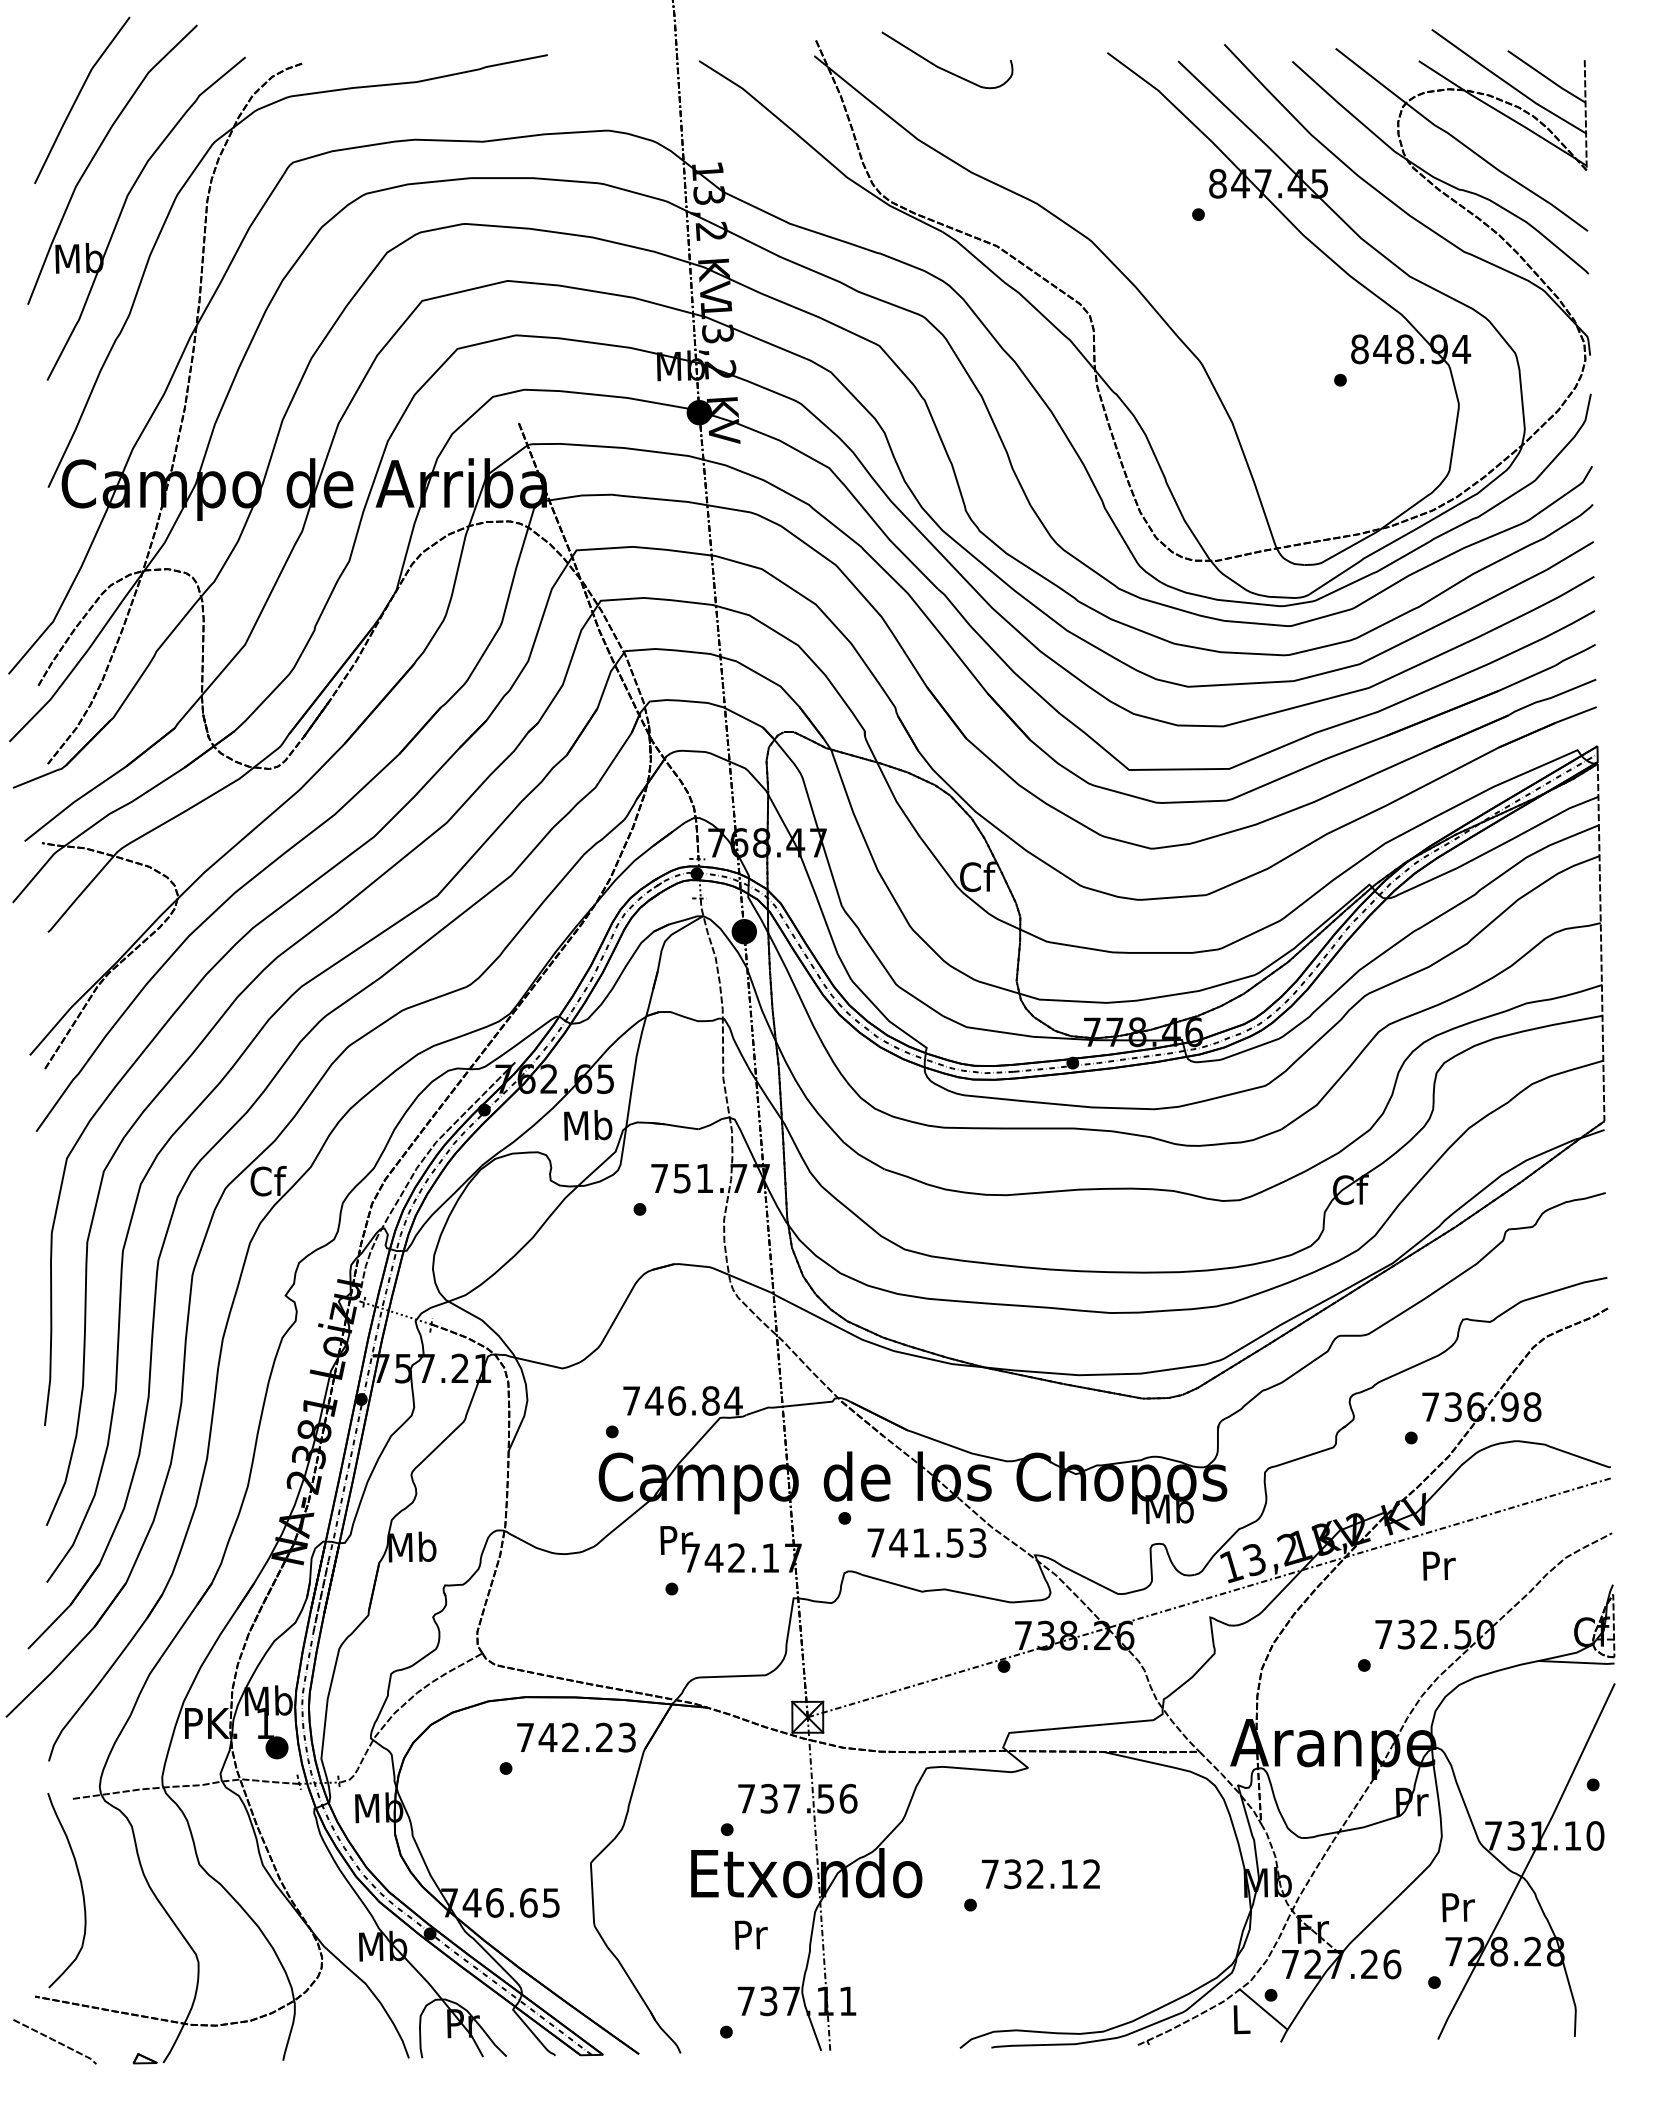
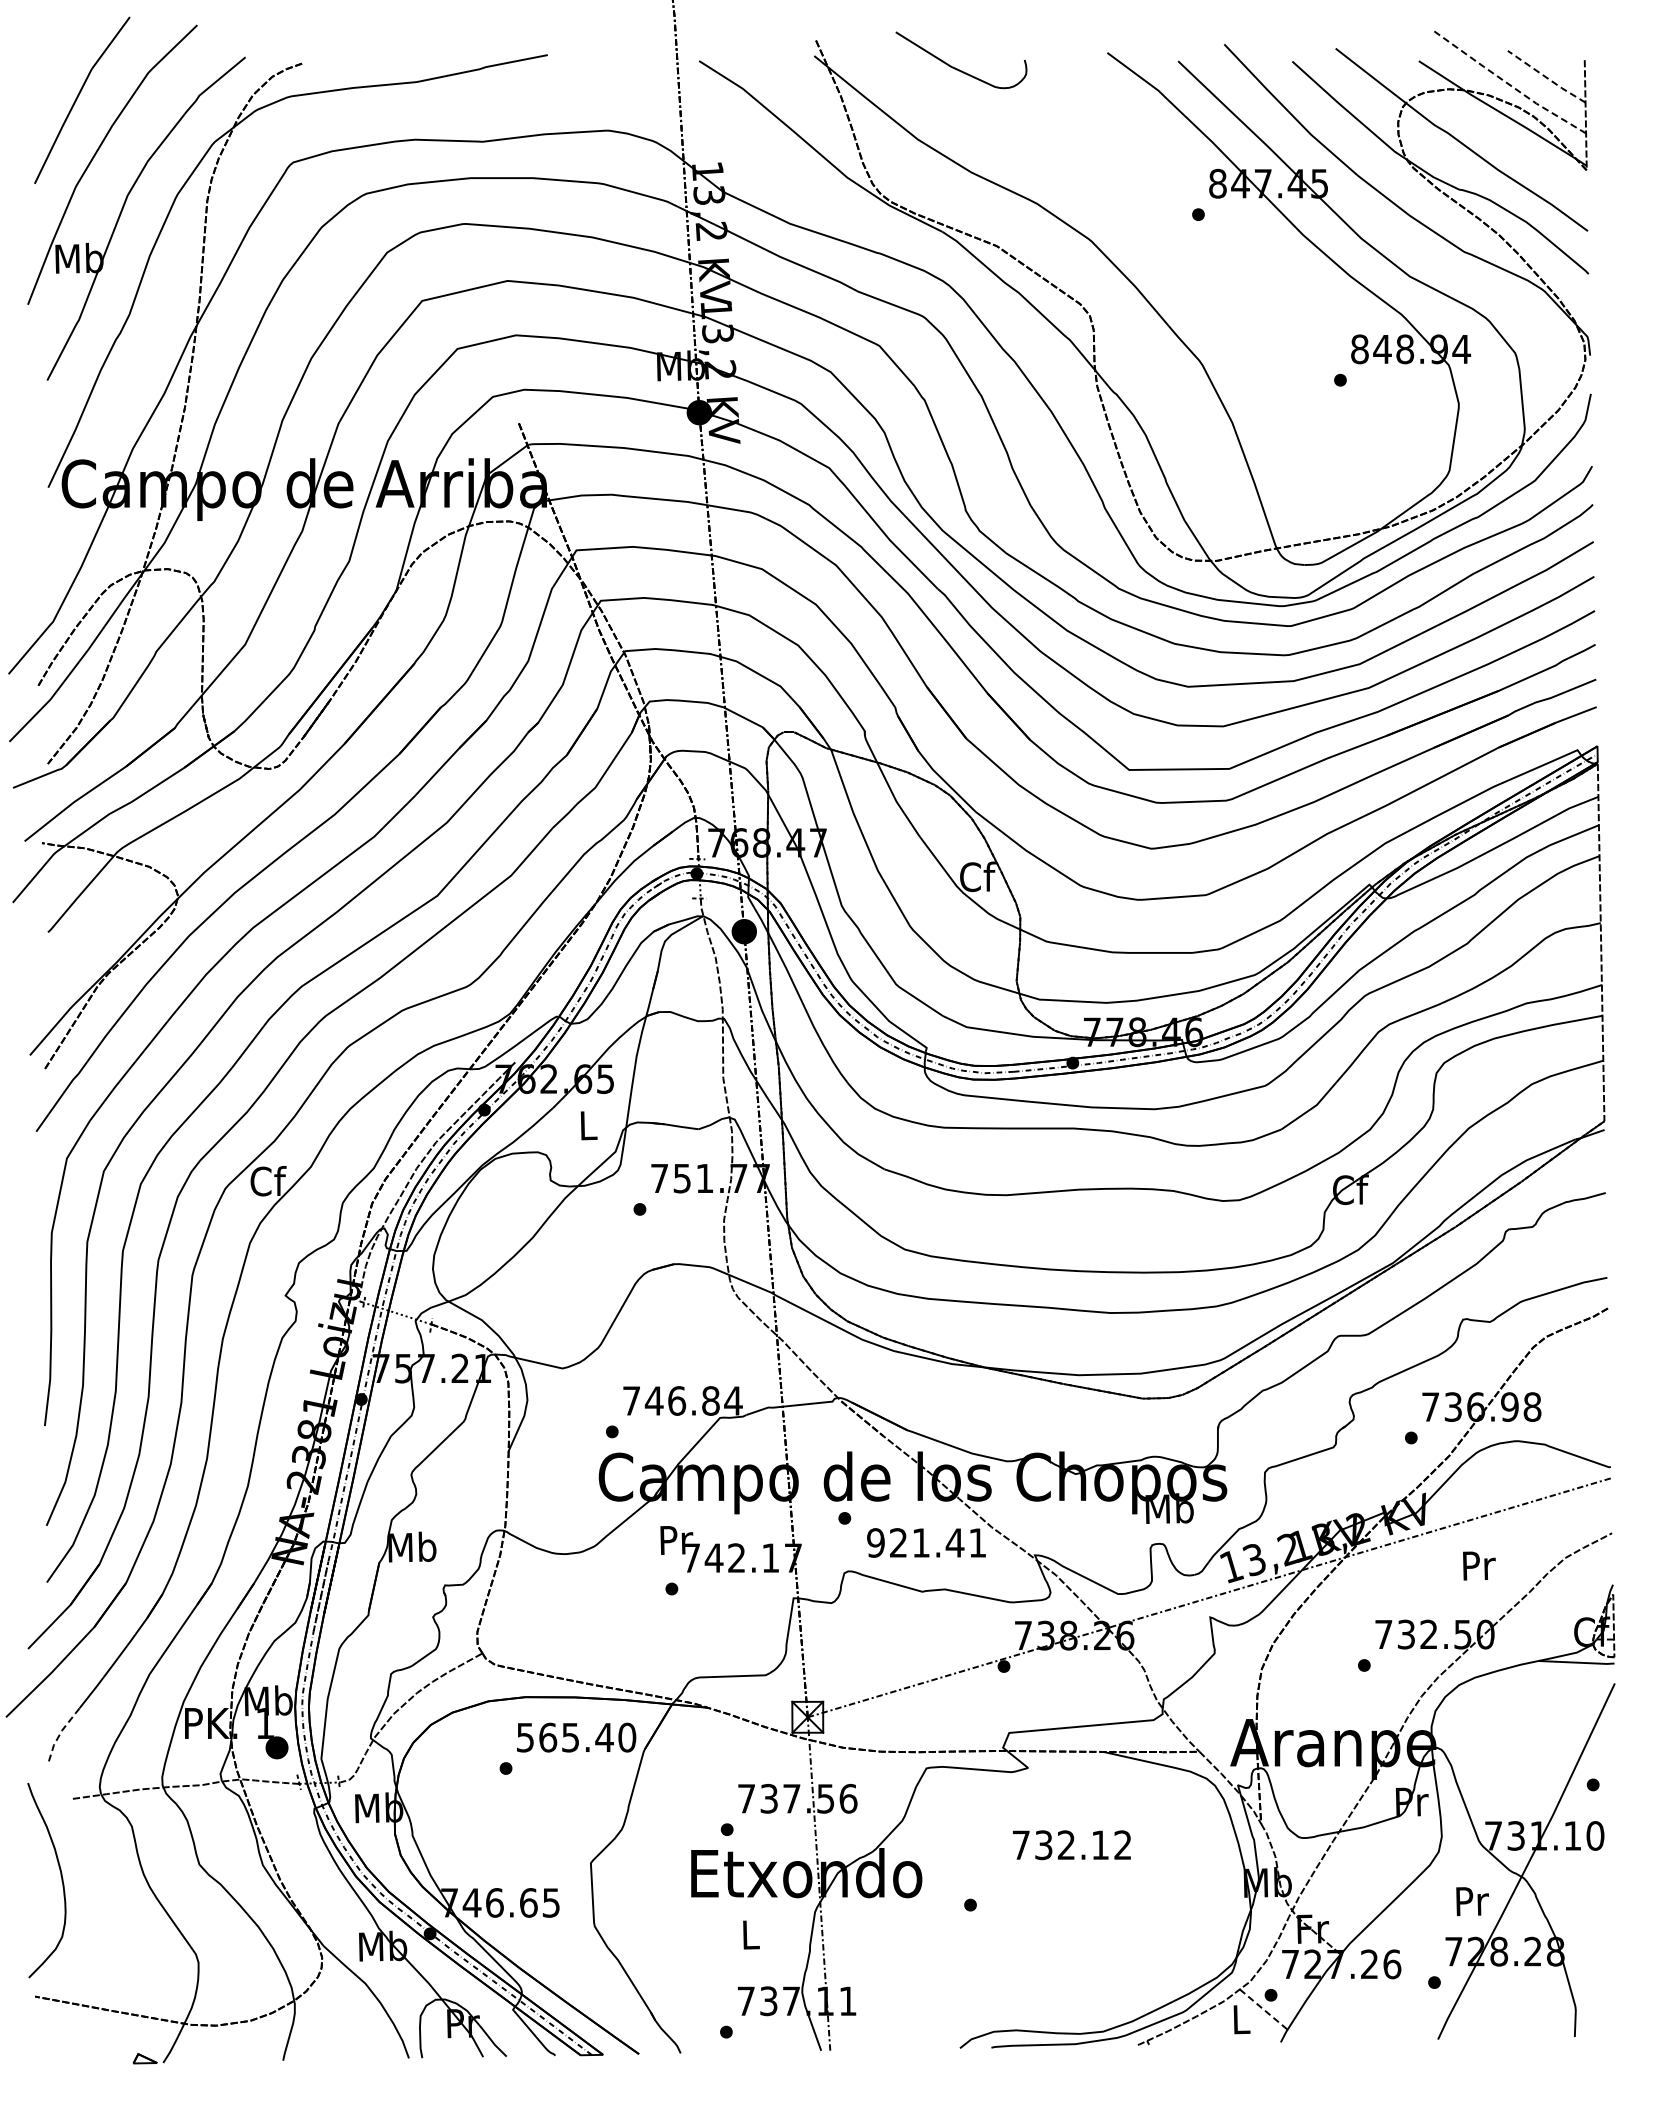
curve position: (943, 68) -> (957, 68) (957, 68)
line: solid -> dashed (1546, 77)
line: solid -> dashed (1507, 83)
text: Mb -> L (588, 1124)
text: 741.53 -> 921.41 (926, 1542)
text position: (1439, 1565) -> (1479, 1565) (1479, 1565)
line: solid -> dashed (61, 1732)
text: 742.23 -> 565.40 (576, 1737)
text position: (1040, 1874) -> (1071, 1845) (1071, 1845)
curve position: (80, 1885) -> (60, 1875) (60, 1875)
text position: (1458, 1907) -> (1472, 1901) (1472, 1901)
text: Pr -> L (751, 1934)
line: solid -> dashed (1263, 2009)
line: present -> none (54, 2041)
